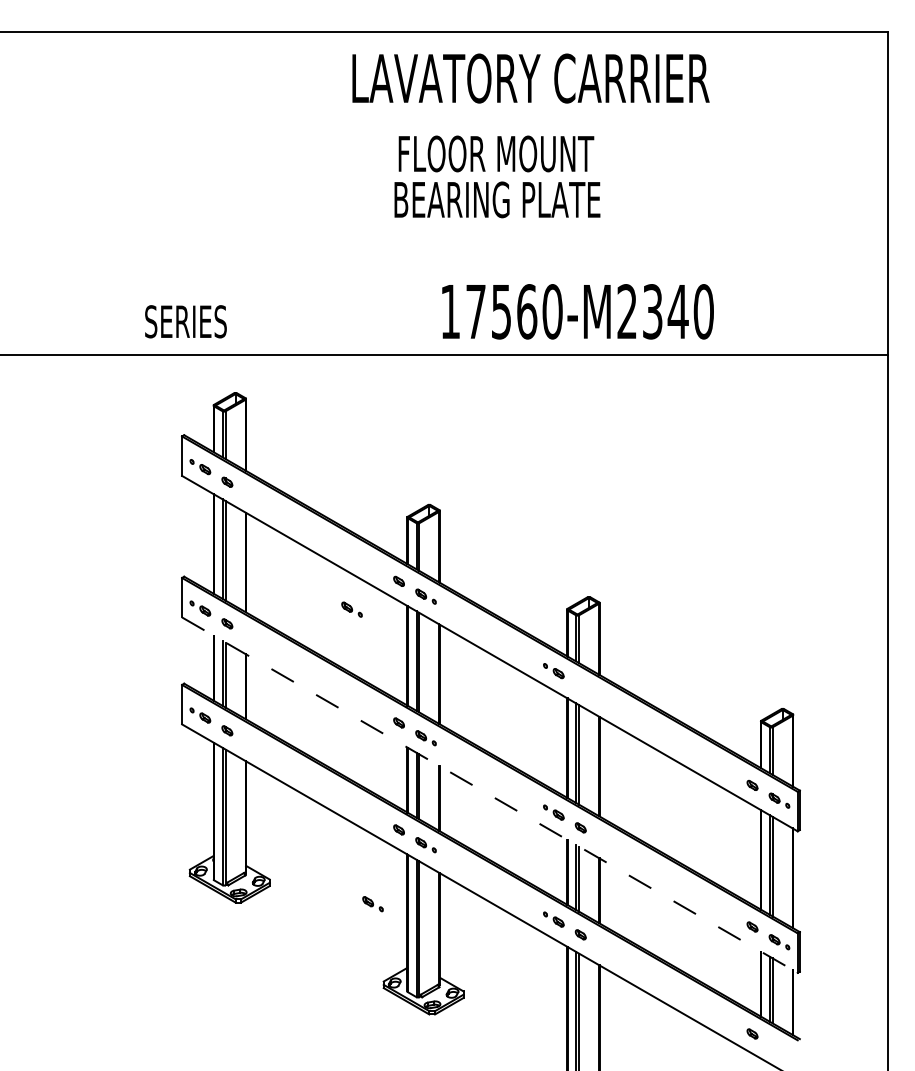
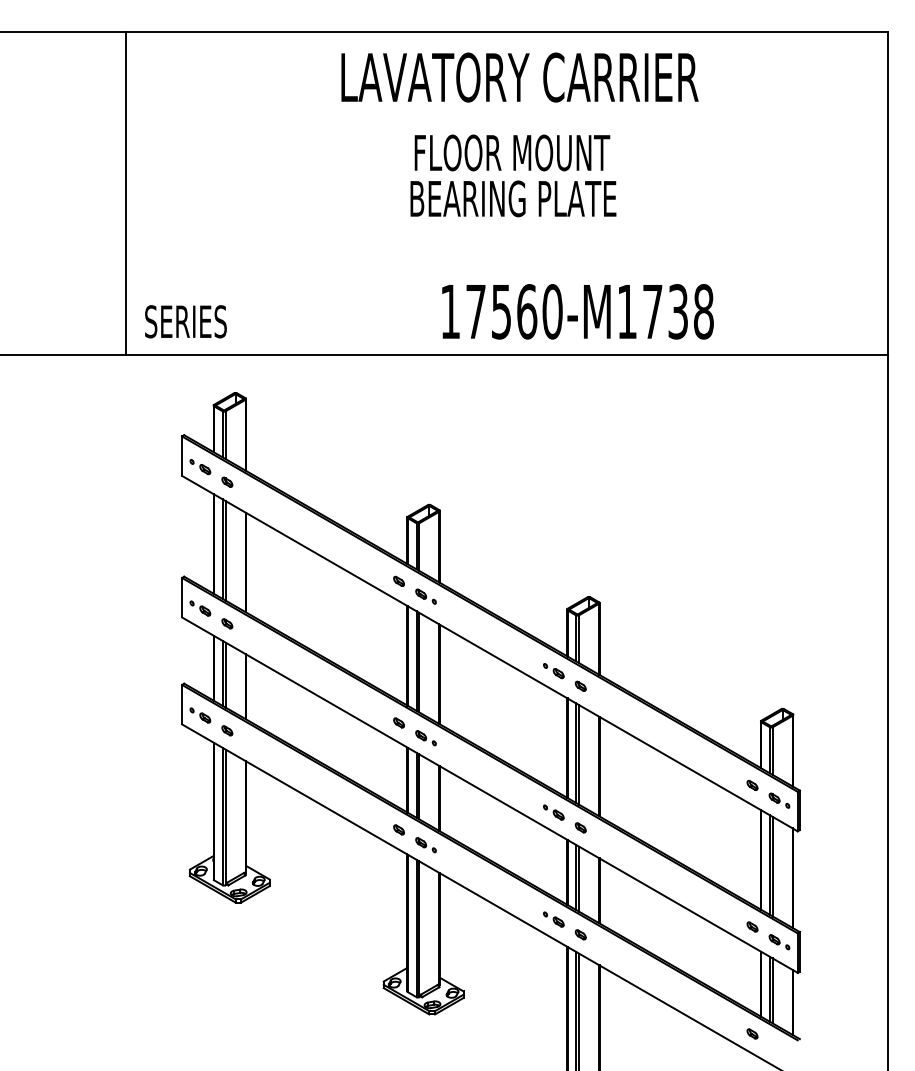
text position: (530, 78) -> (519, 77) (519, 77)
text position: (497, 176) -> (513, 175) (513, 175)
line: none -> present (125, 193)
text: 17560-M2340 -> 17560-M1738 (665, 311)
part: present -> none (351, 609)
part: none -> present (580, 685)
line: dashed -> solid (490, 795)
part: present -> none (372, 904)
